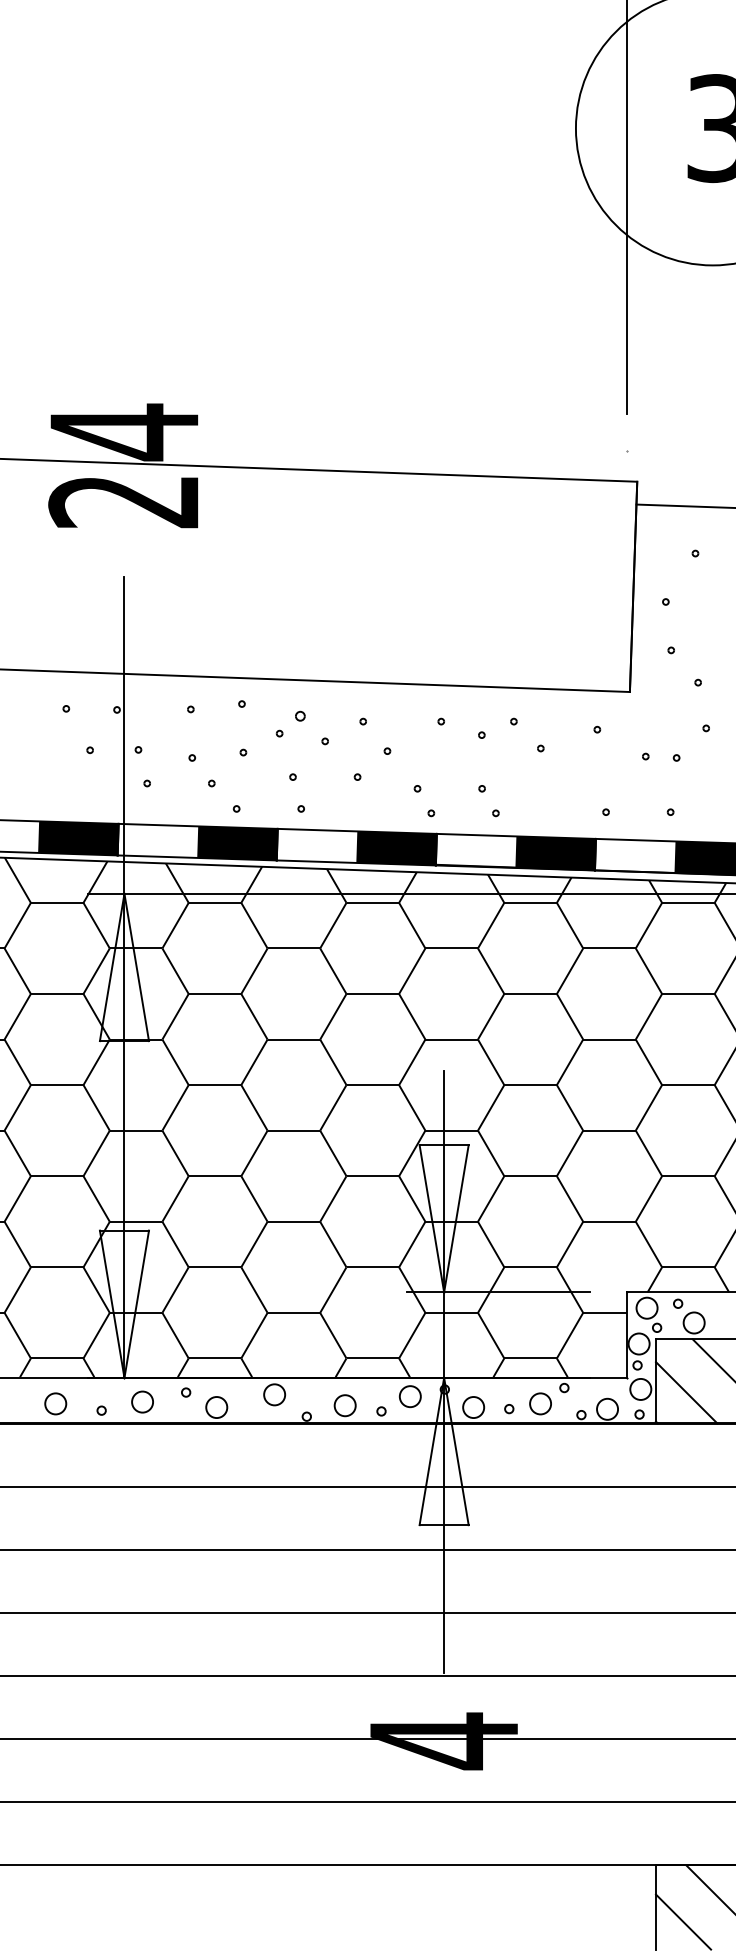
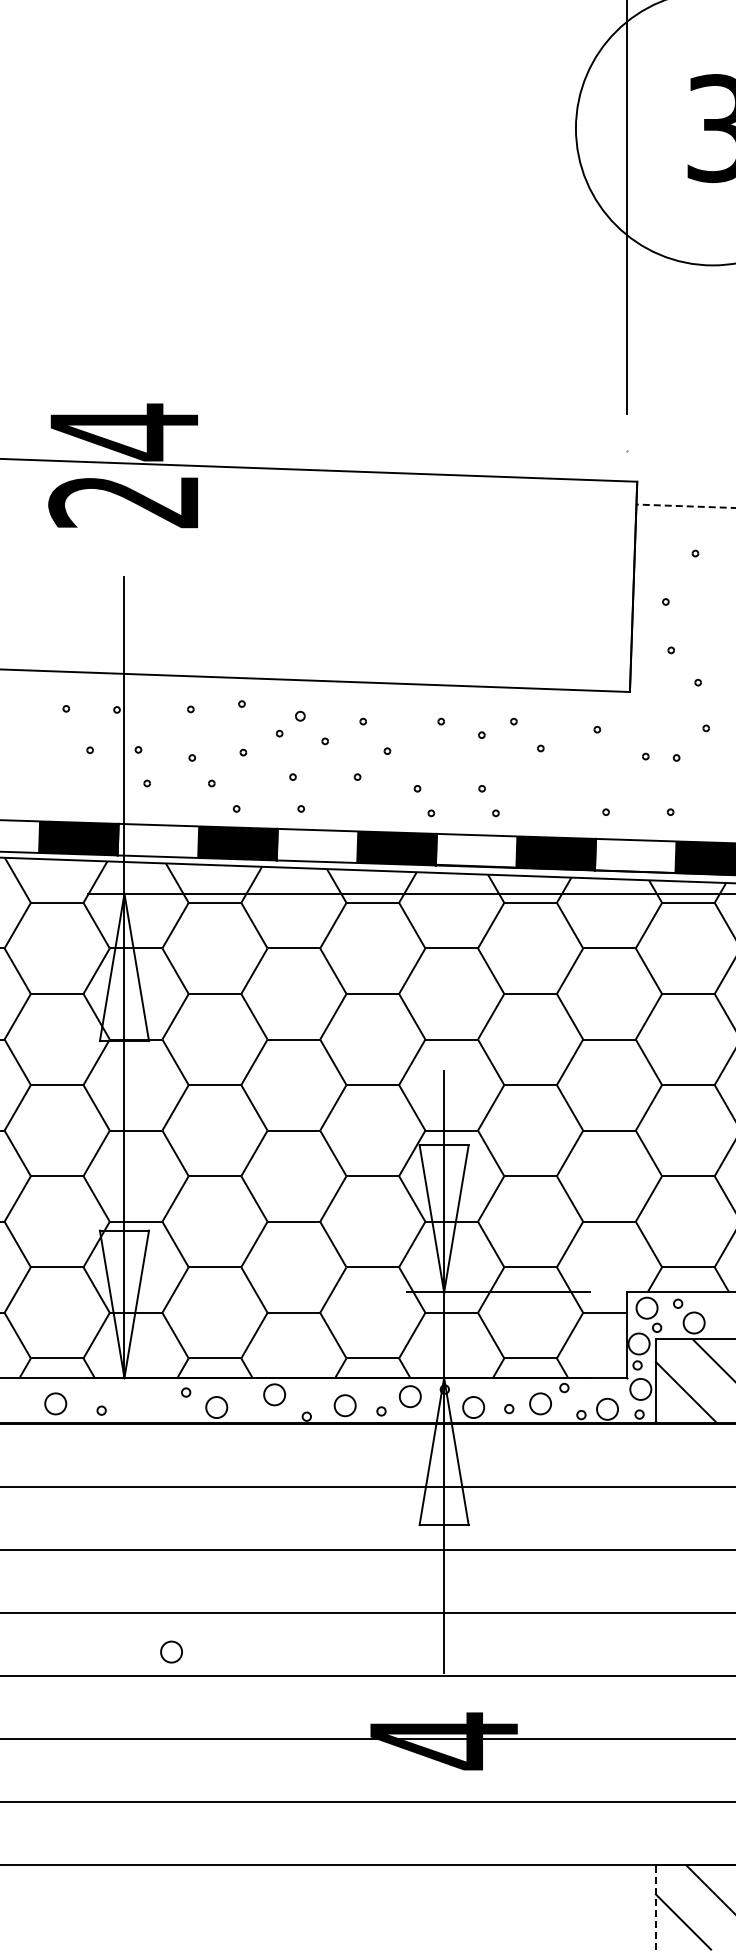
line: solid -> dashed (686, 506)
circle position: (142, 1401) -> (171, 1651) (171, 1651)
line: solid -> dashed (655, 1907)
